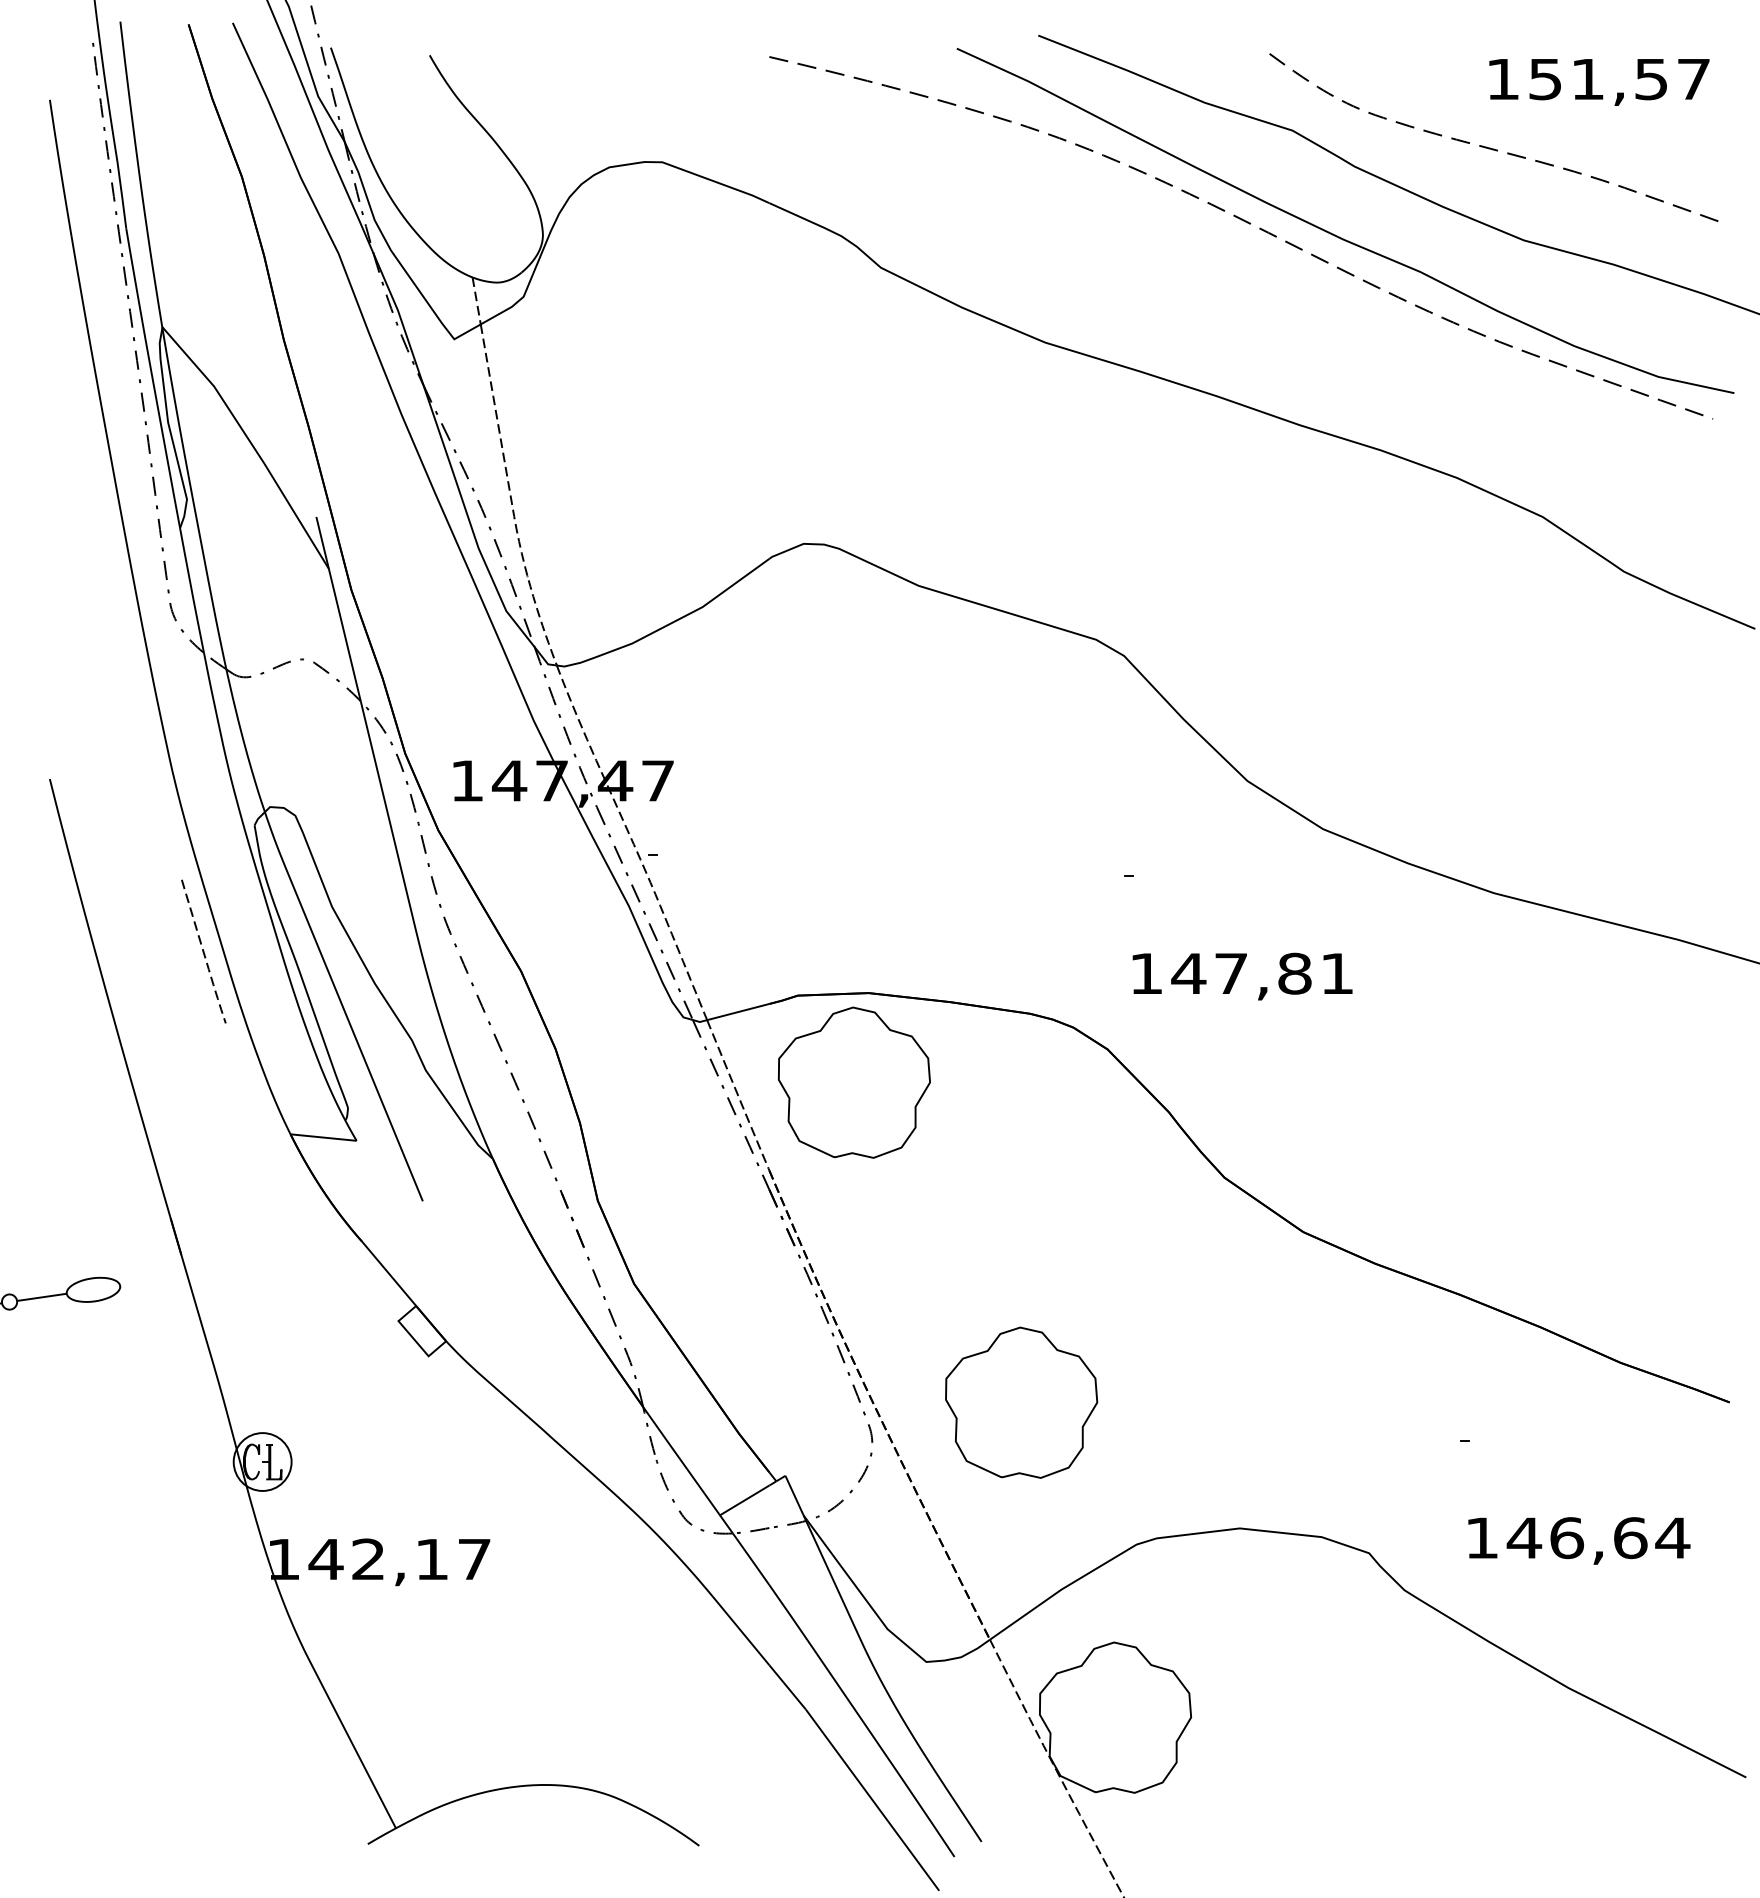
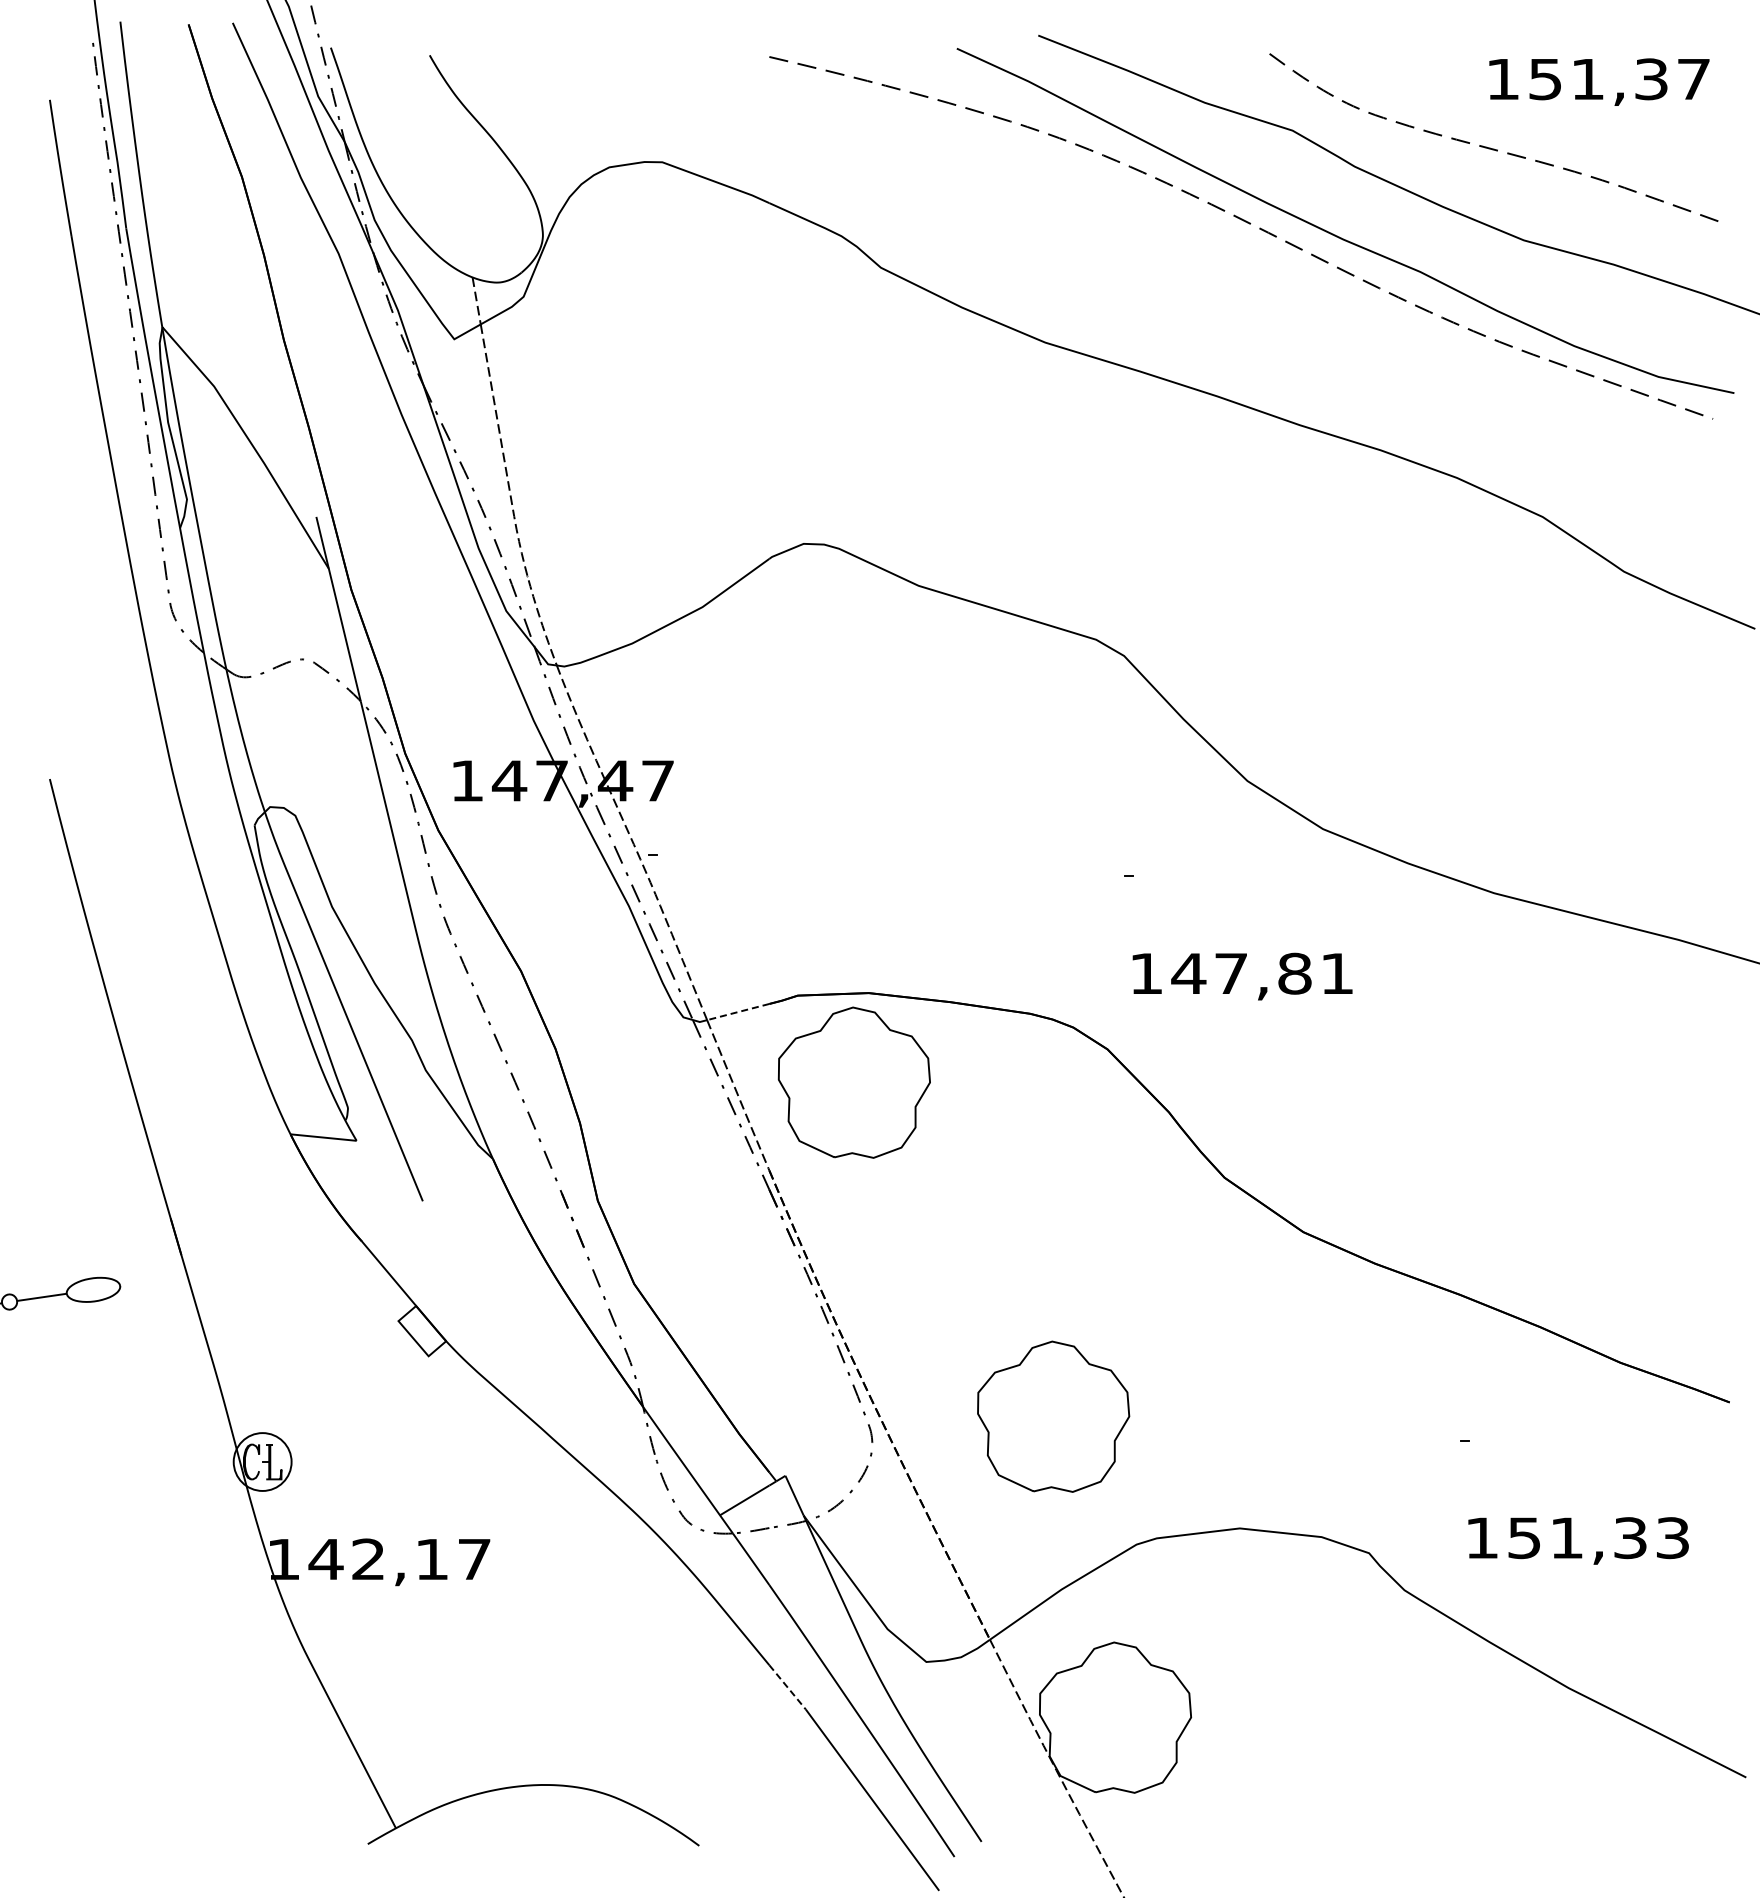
text: 151,57 -> 151,37 (1651, 78)
curve: present -> none (203, 951)
line: solid -> dashed (737, 1012)
part position: (1021, 1402) -> (1053, 1416) (1053, 1416)
text: 146,64 -> 151,33 (1598, 1538)
line: solid -> dashed (787, 1687)
